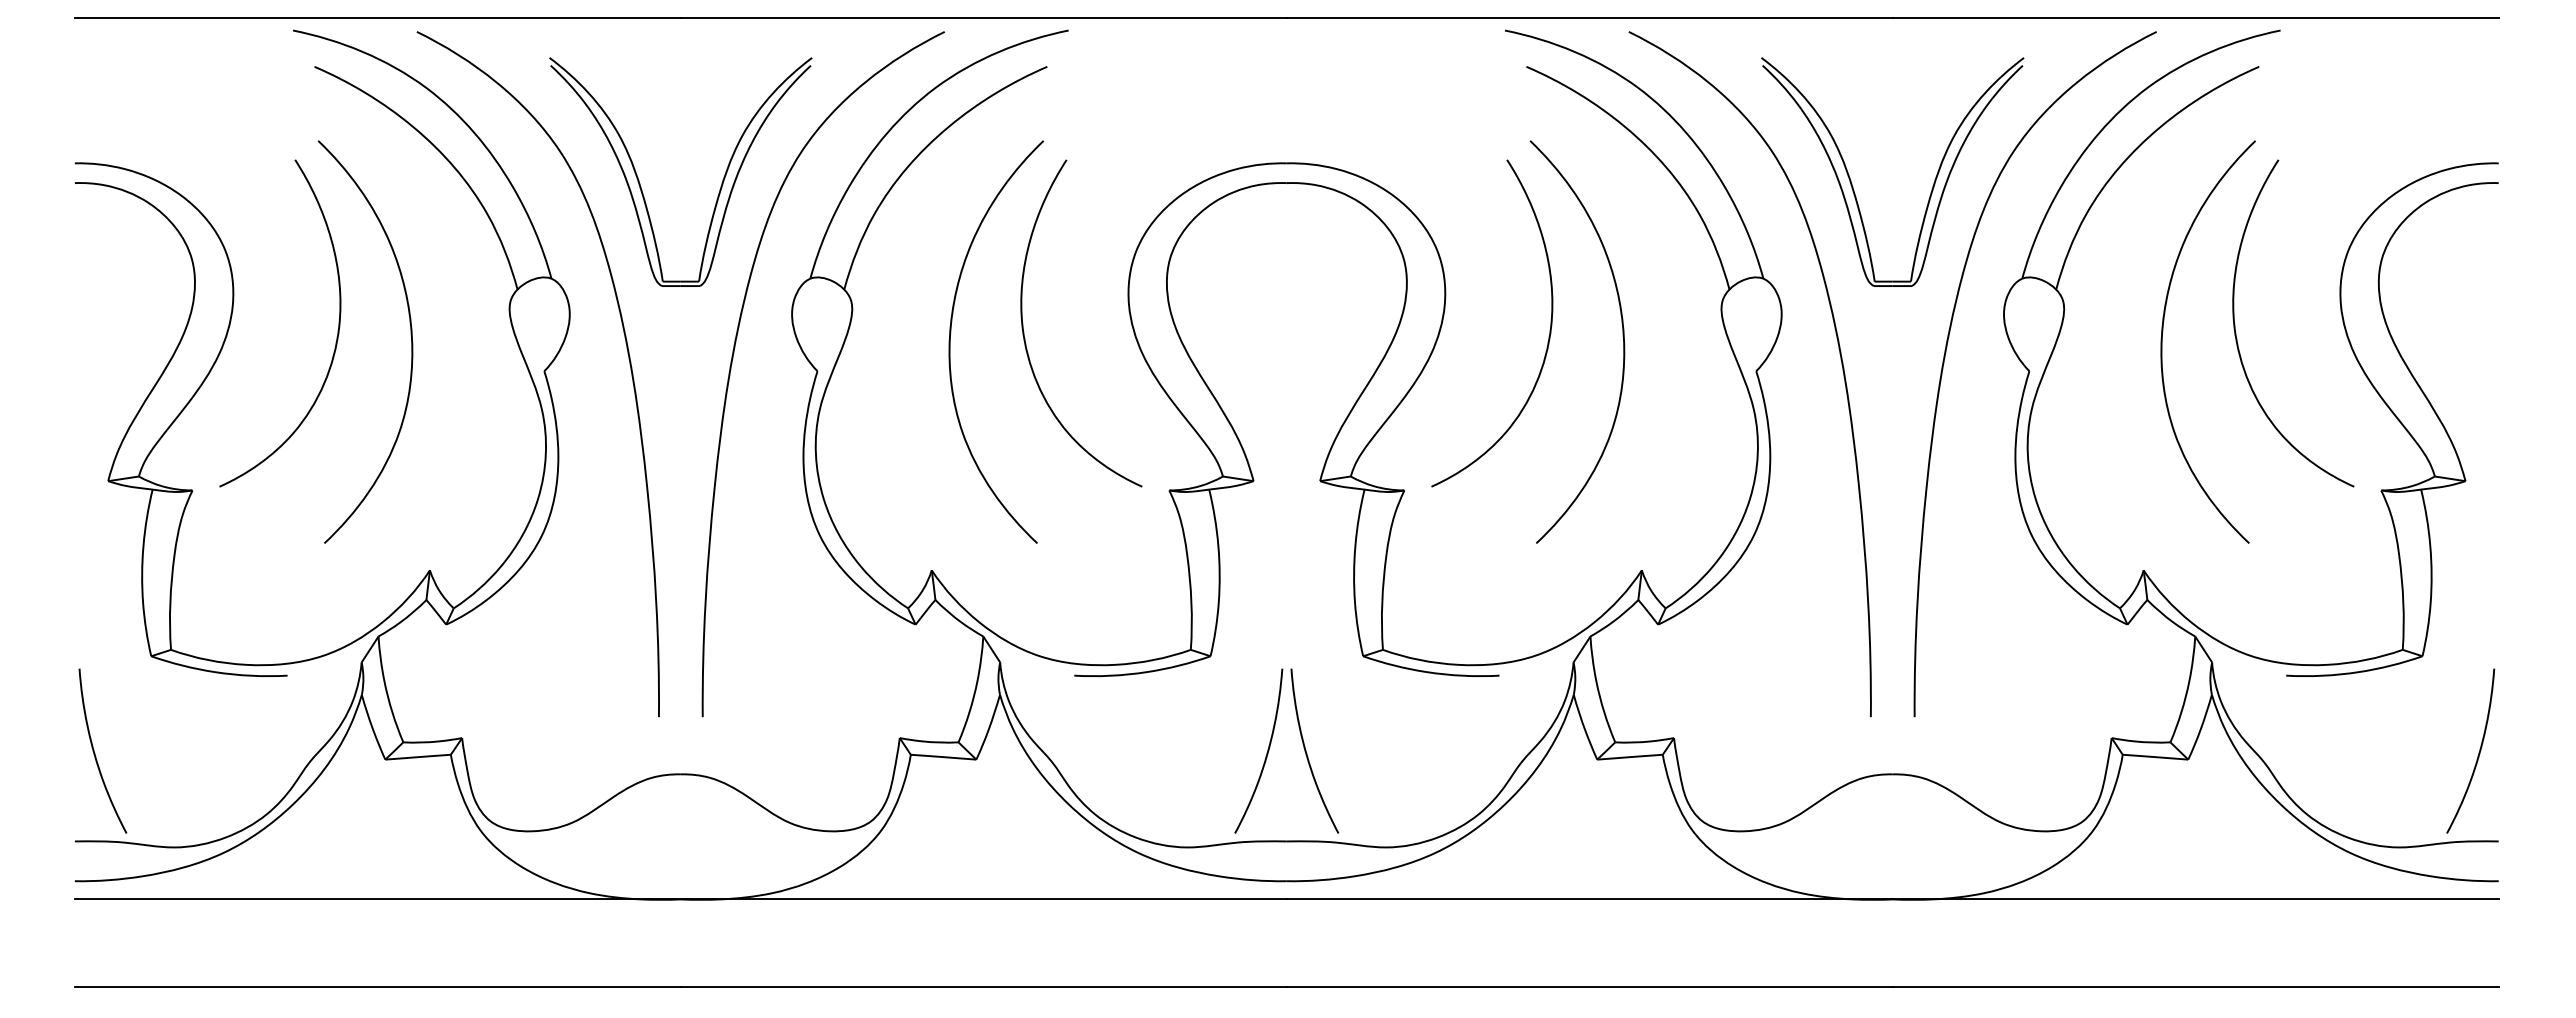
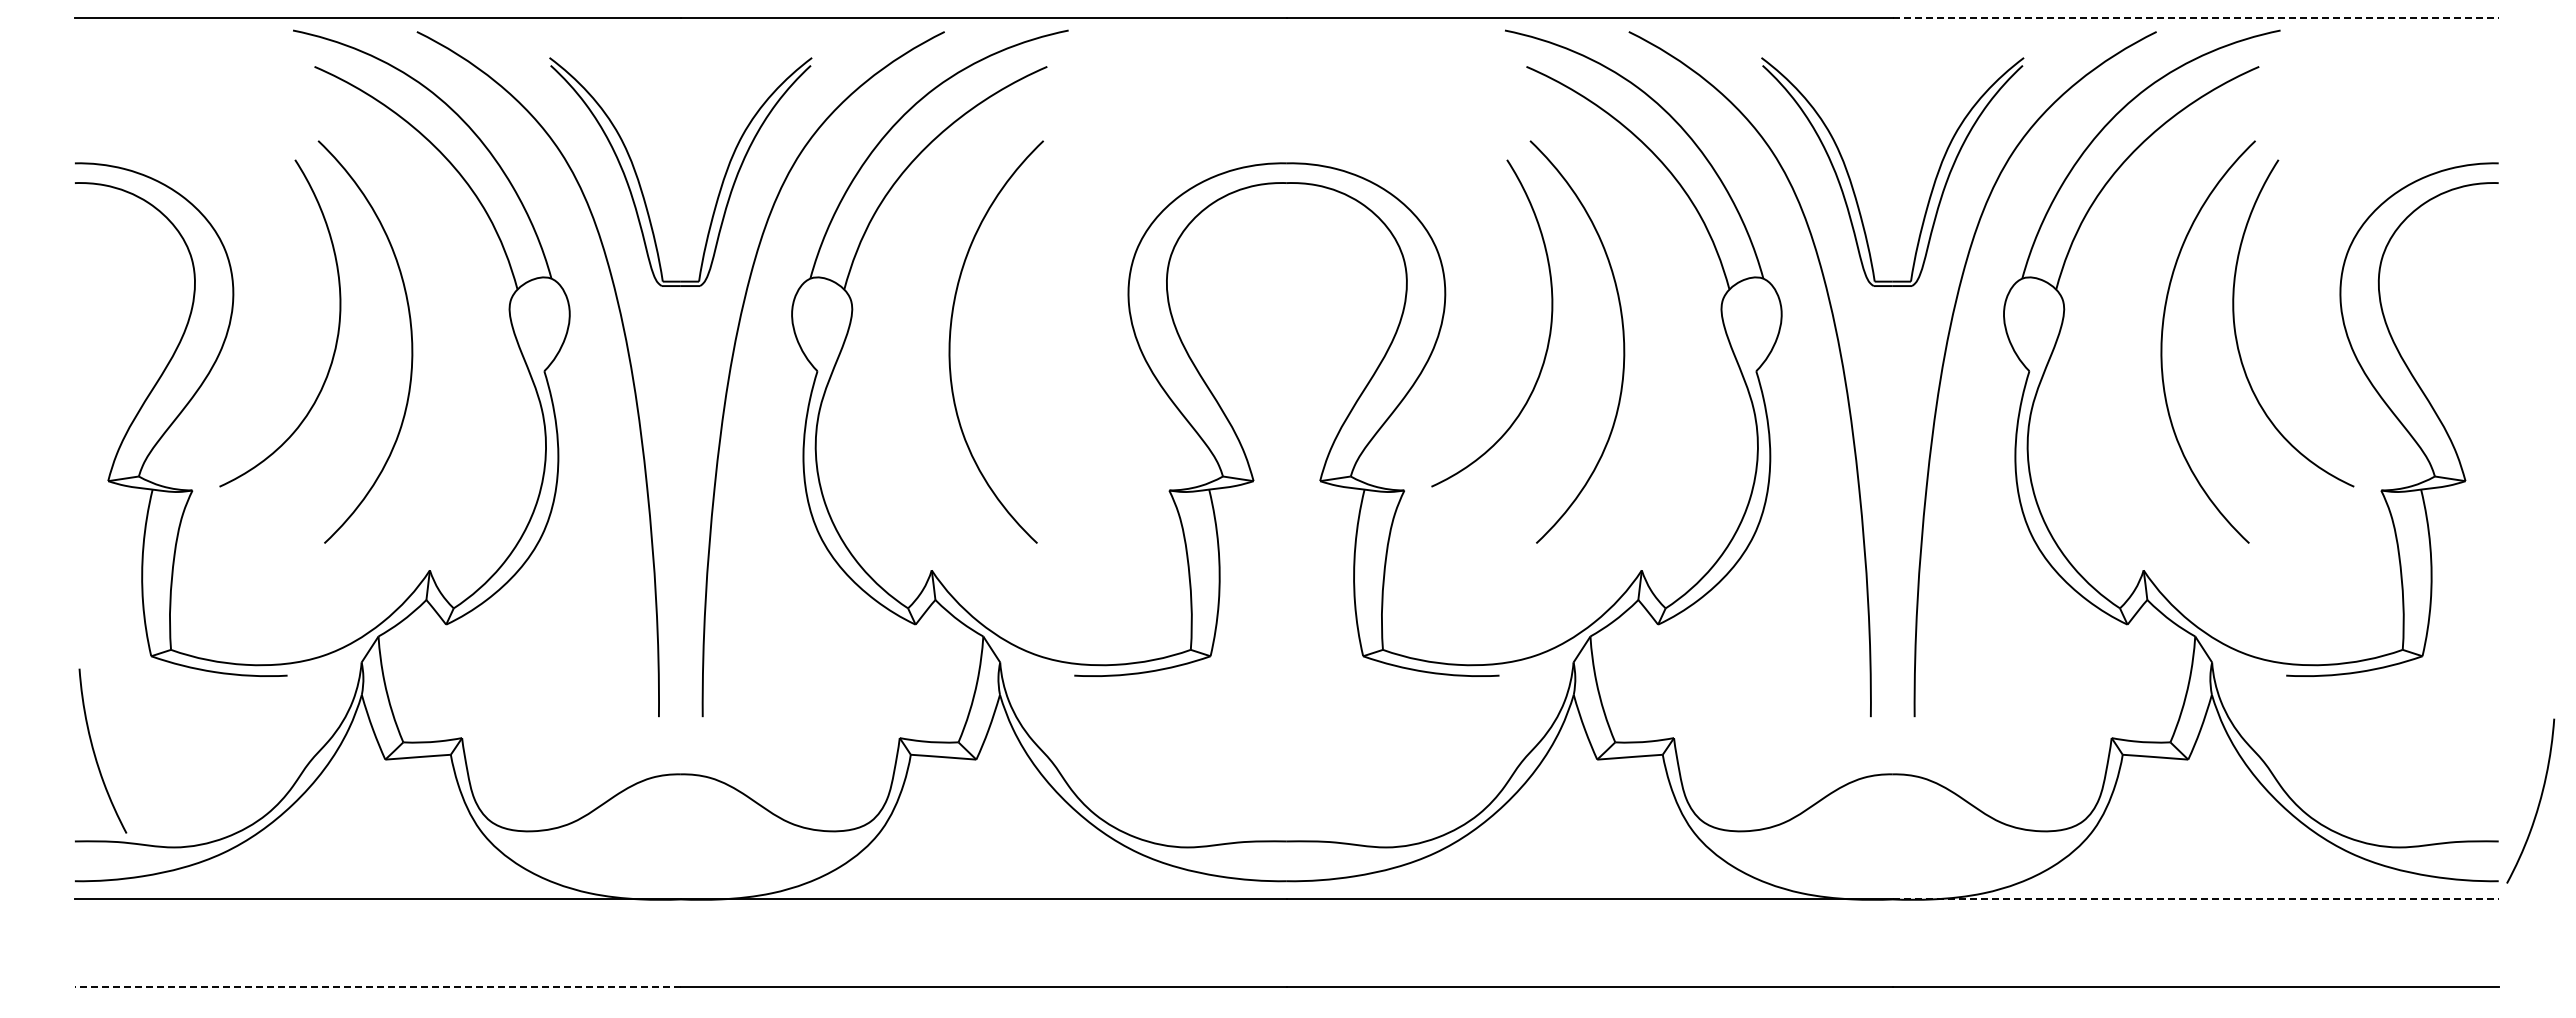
line: solid -> dashed (2195, 17)
curve: present -> none (1024, 332)
part: present -> none (1270, 747)
curve position: (2478, 752) -> (2538, 802) (2538, 802)
line: solid -> dashed (2195, 899)
line: solid -> dashed (377, 987)
